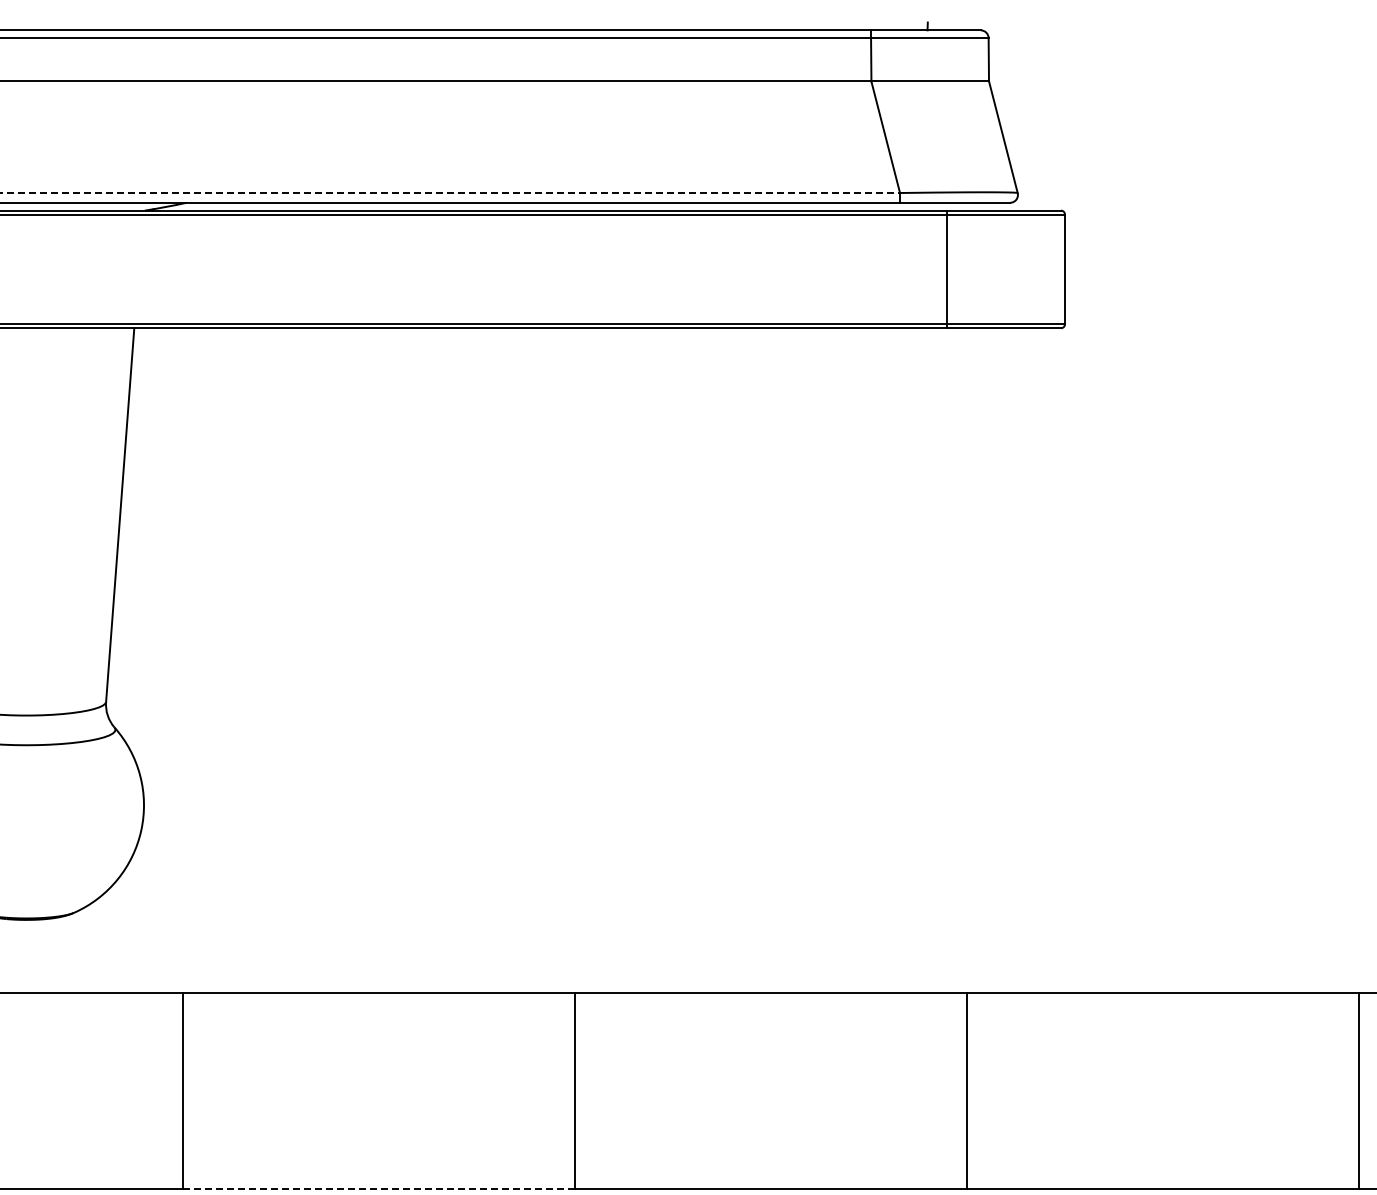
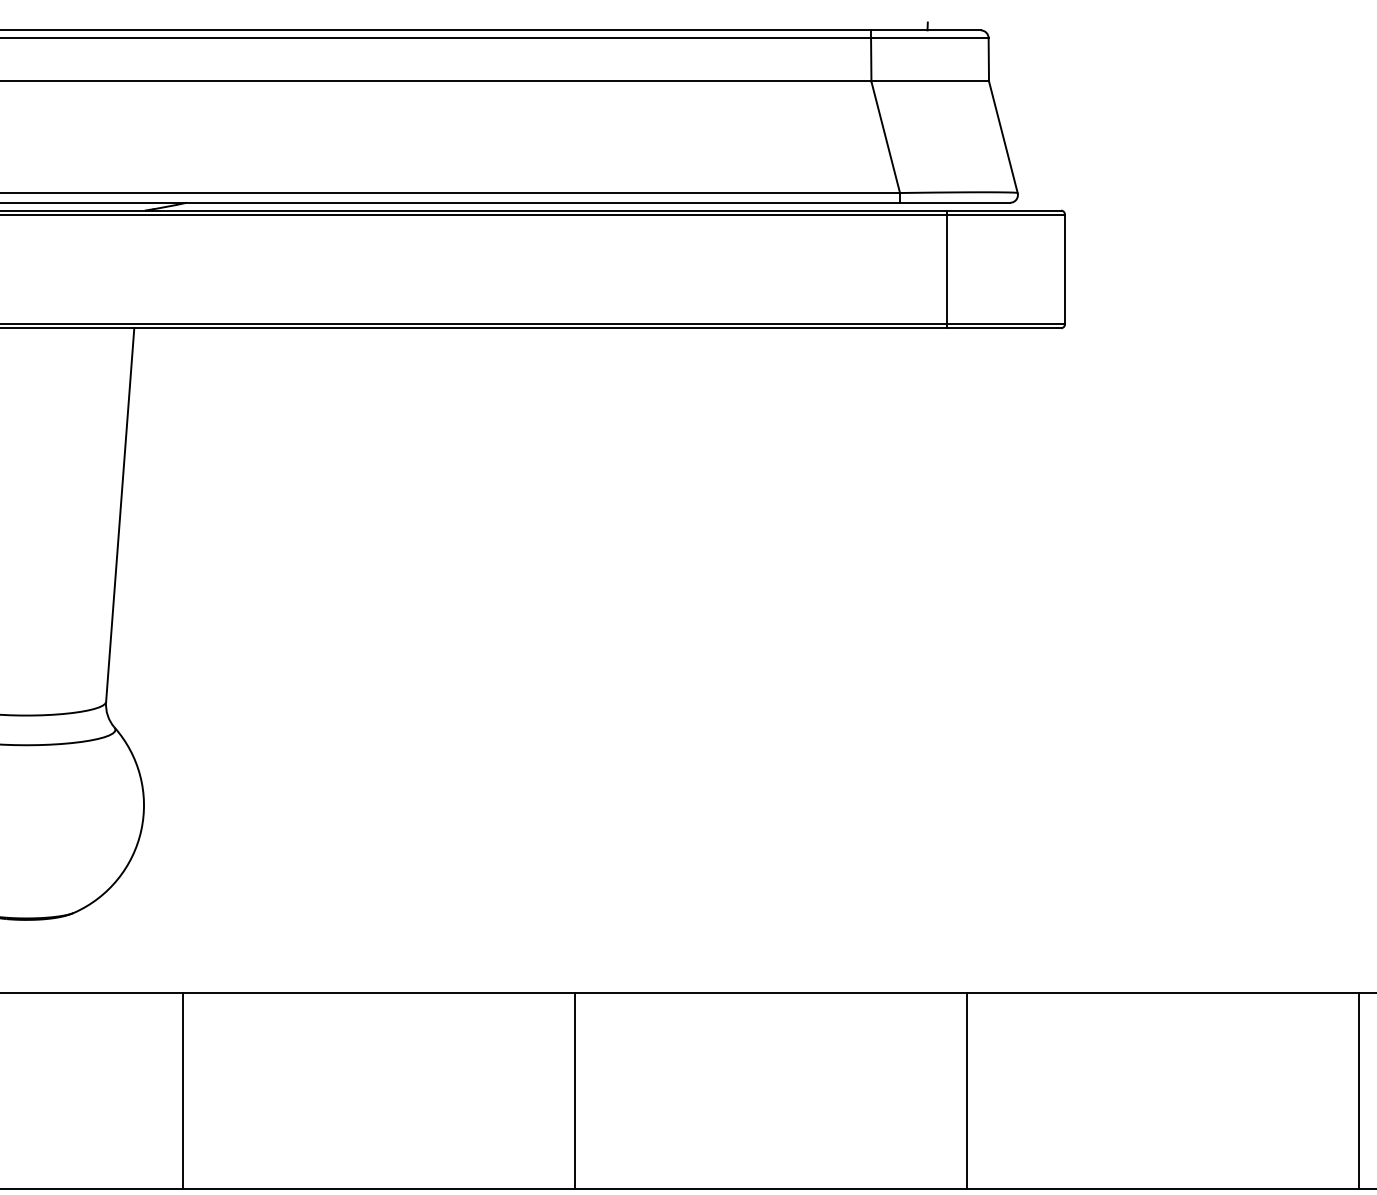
line: dashed -> solid (450, 193)
line: dashed -> solid (379, 1188)
